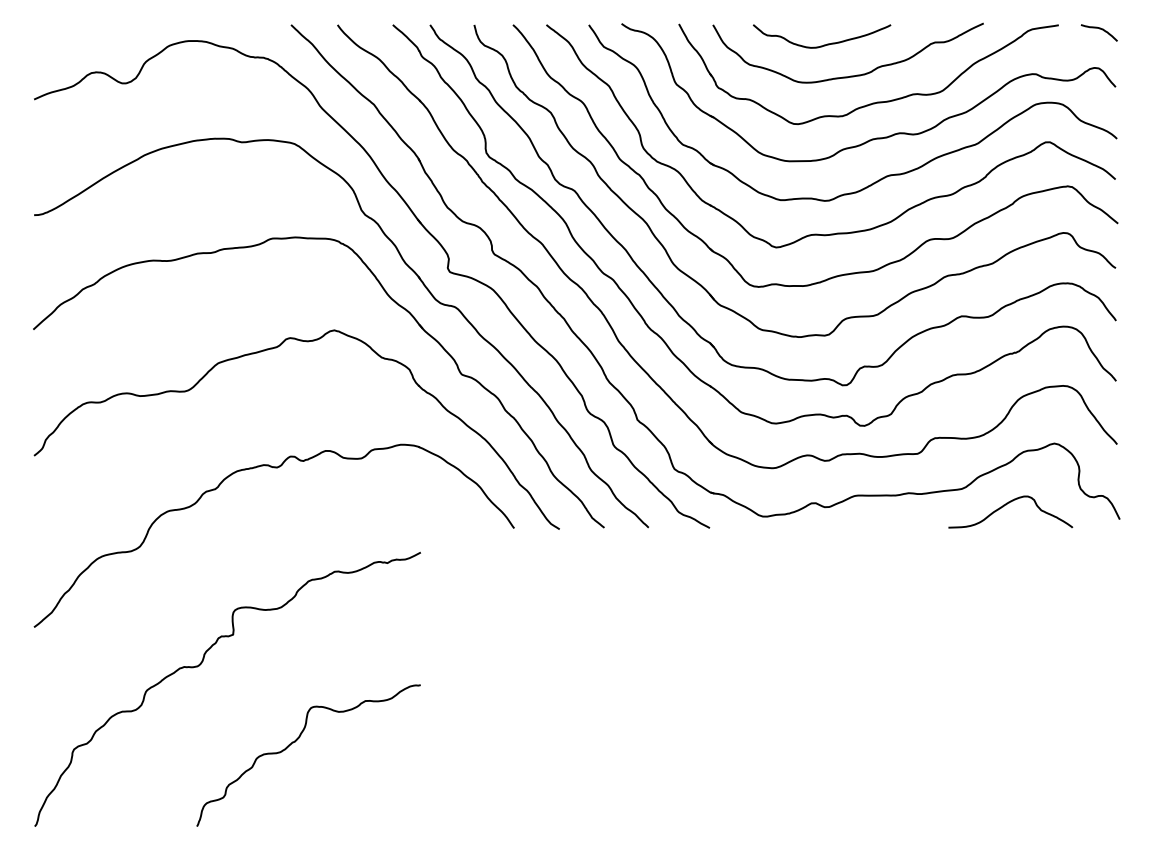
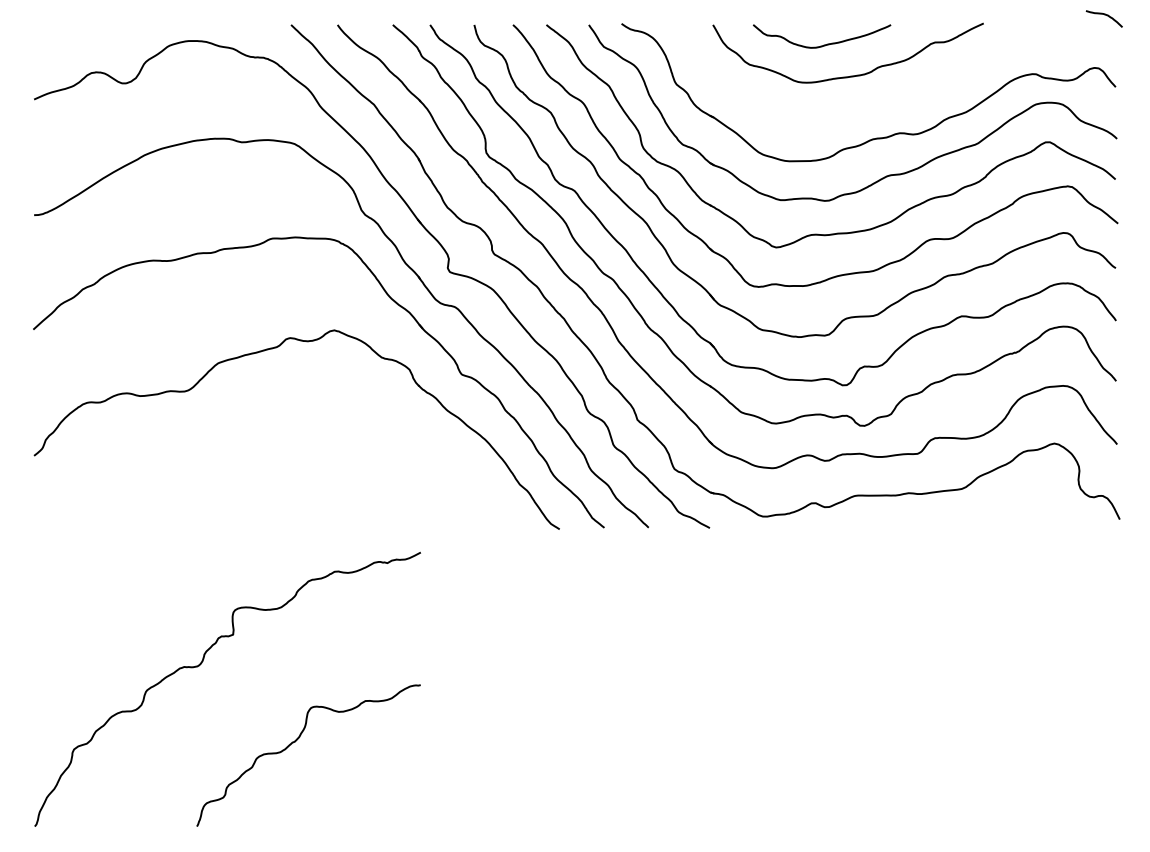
curve position: (1099, 29) -> (1104, 15) (1104, 15)
part: present -> none (872, 102)
part: present -> none (274, 468)
curve: present -> none (1006, 505)
